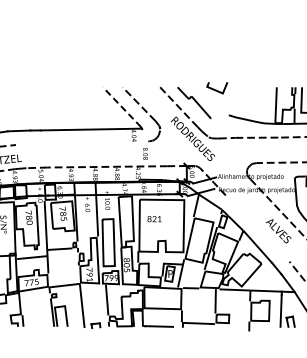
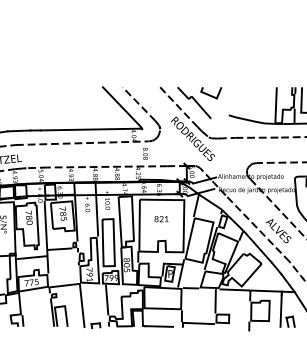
line position: (216, 89) -> (210, 94) (210, 94)
line: dashed -> solid (122, 107)
line: none -> present (81, 143)
text position: (154, 219) -> (161, 219) (161, 219)
line: none -> present (257, 228)
